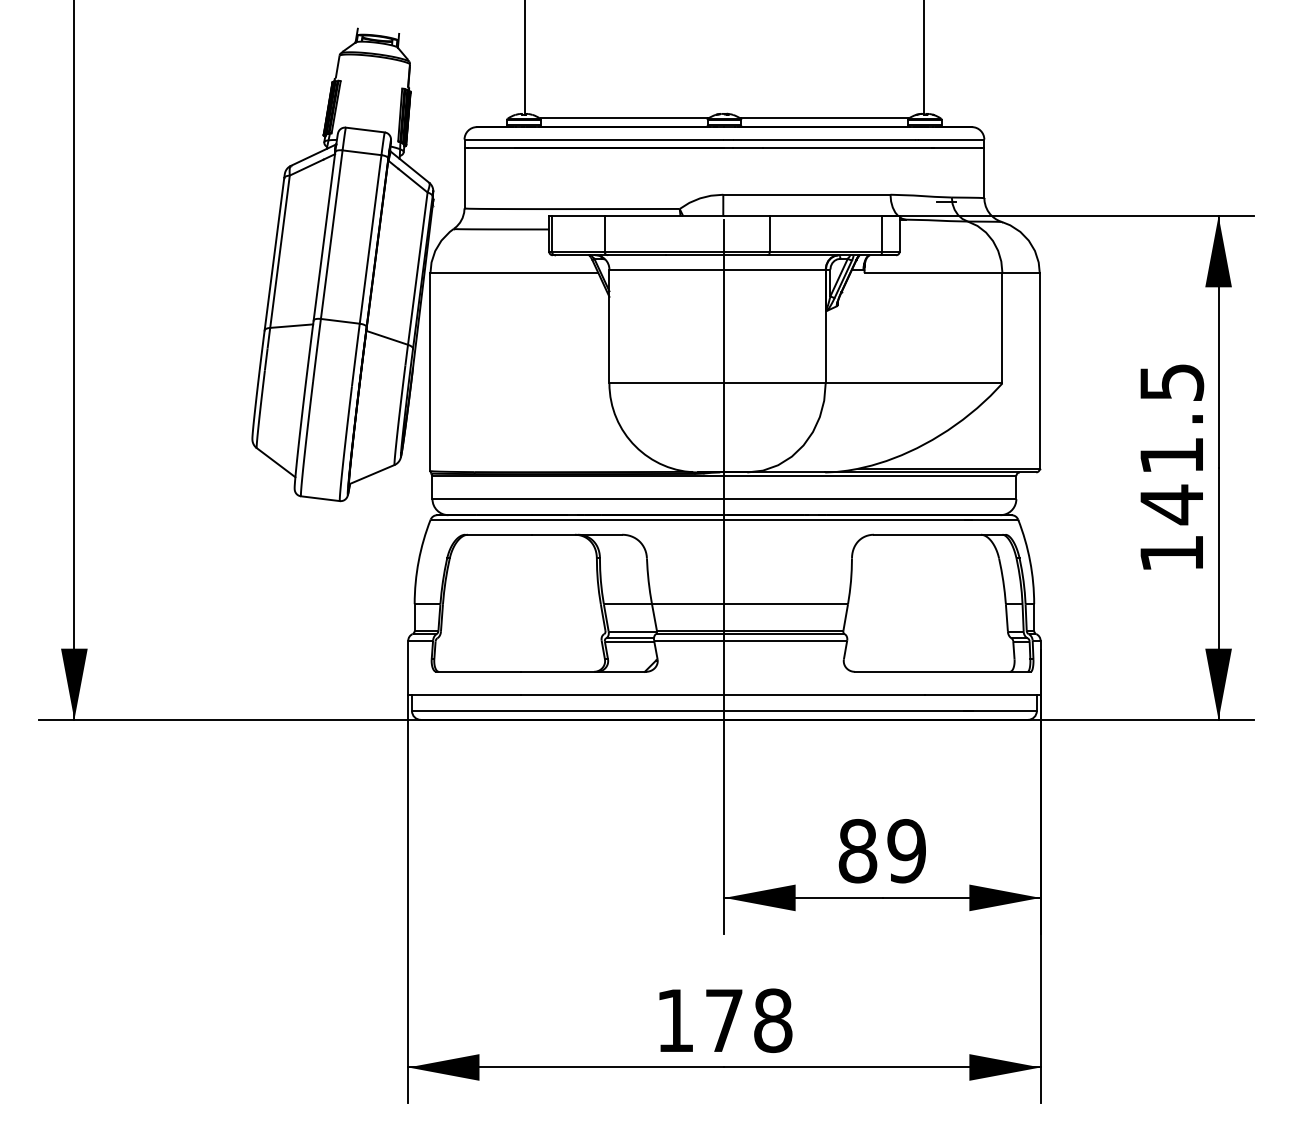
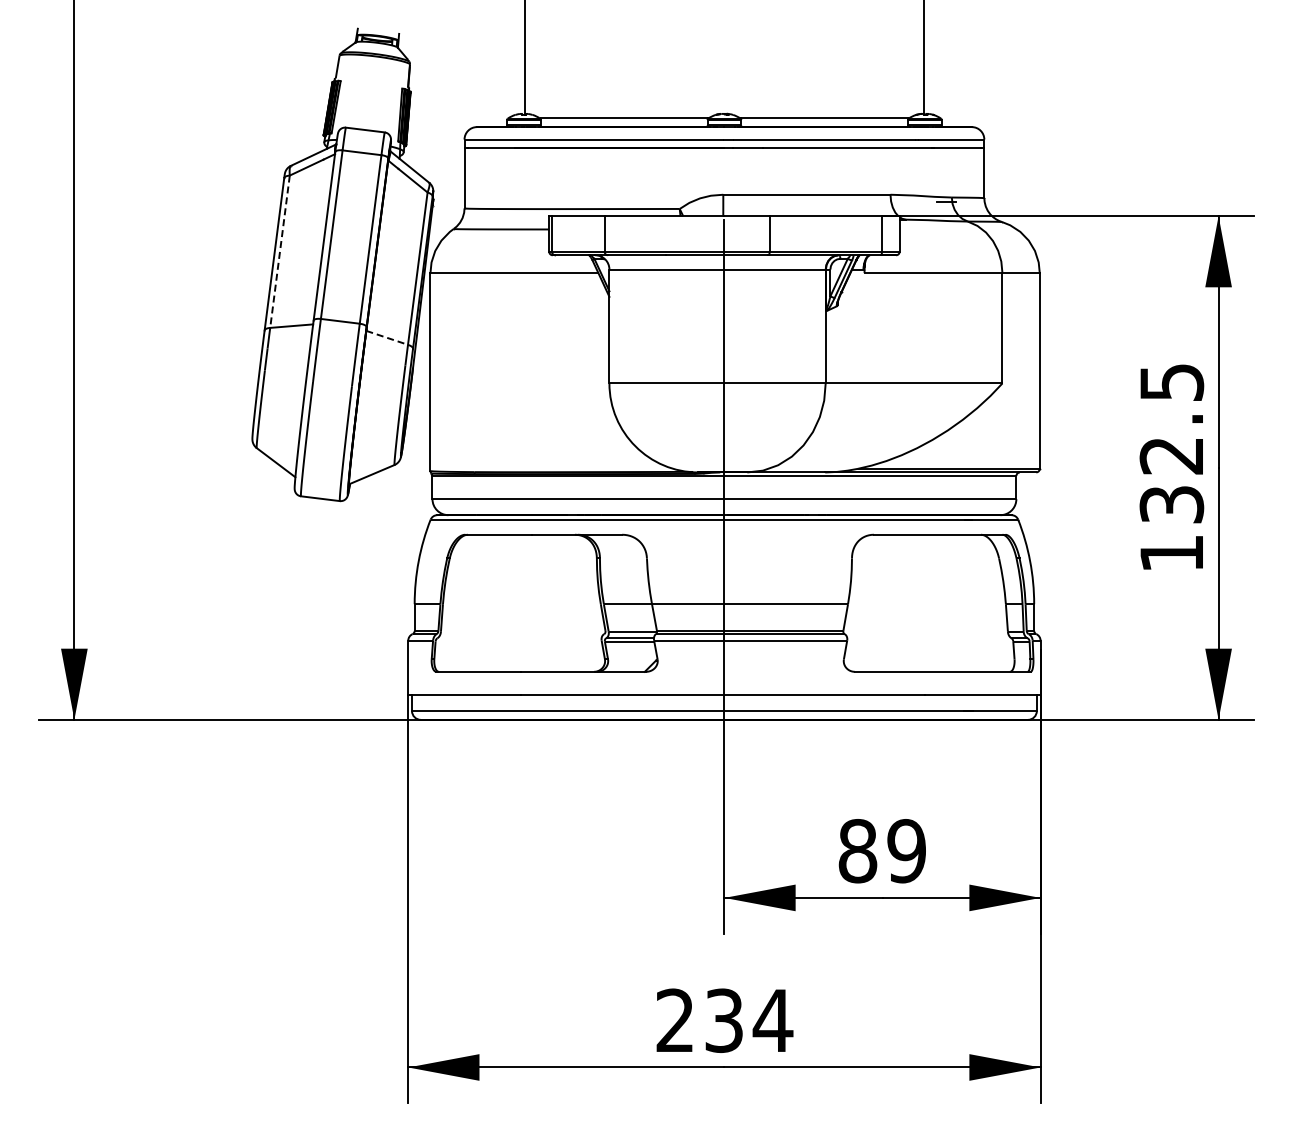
line: solid -> dashed (280, 251)
line: solid -> dashed (387, 337)
text: 141.5 -> 132.5 (1171, 481)
text: 178 -> 234 (724, 1020)
